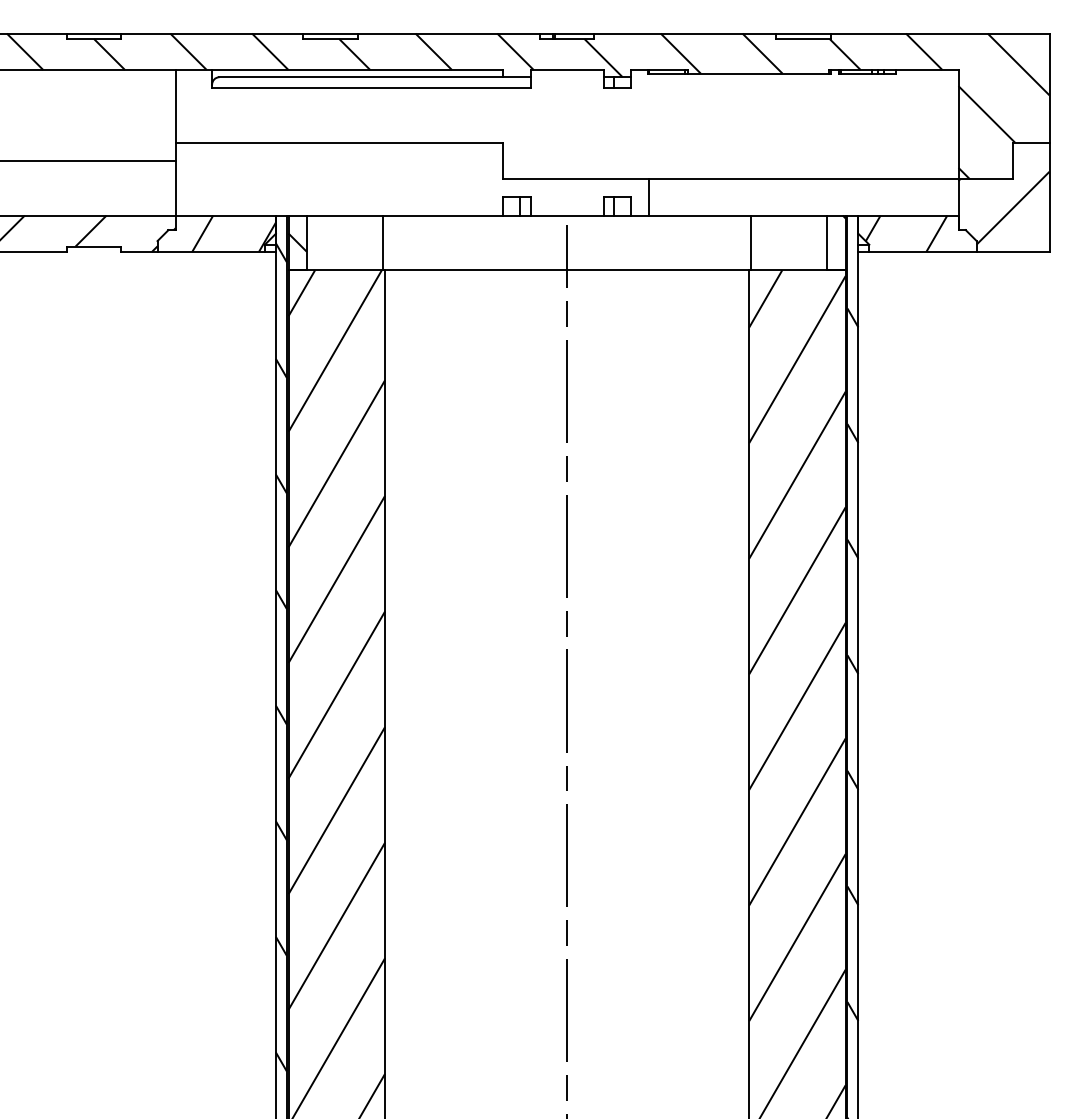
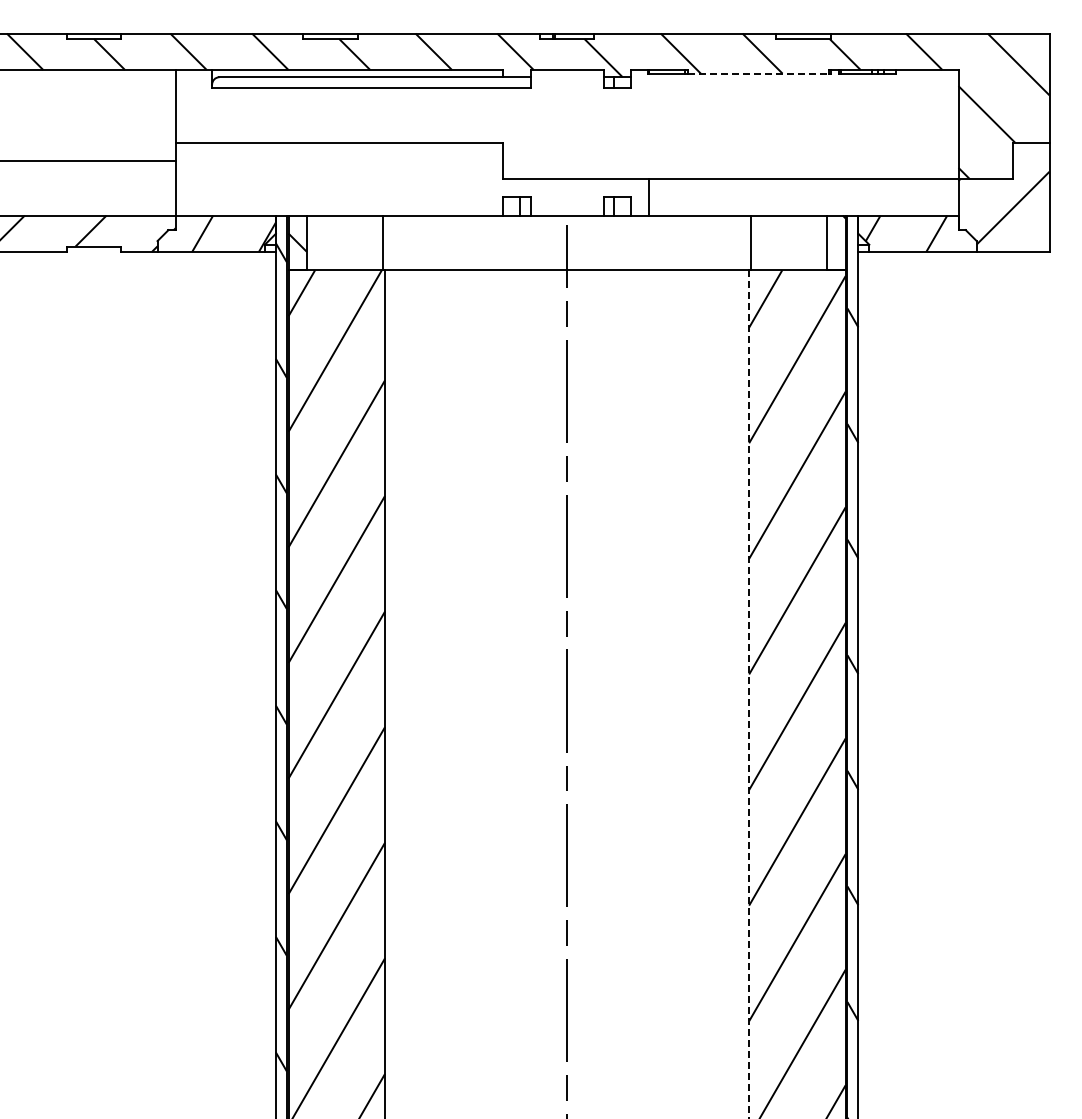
line: solid -> dashed (758, 73)
line: solid -> dashed (749, 694)
